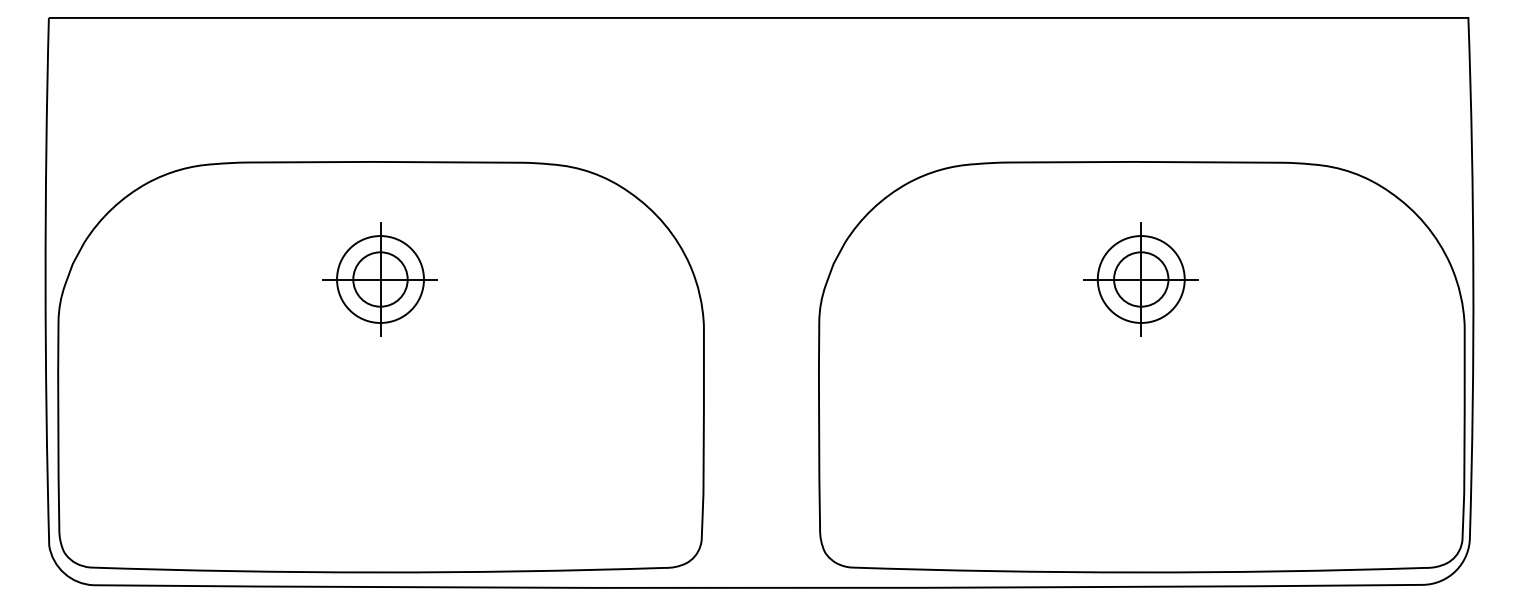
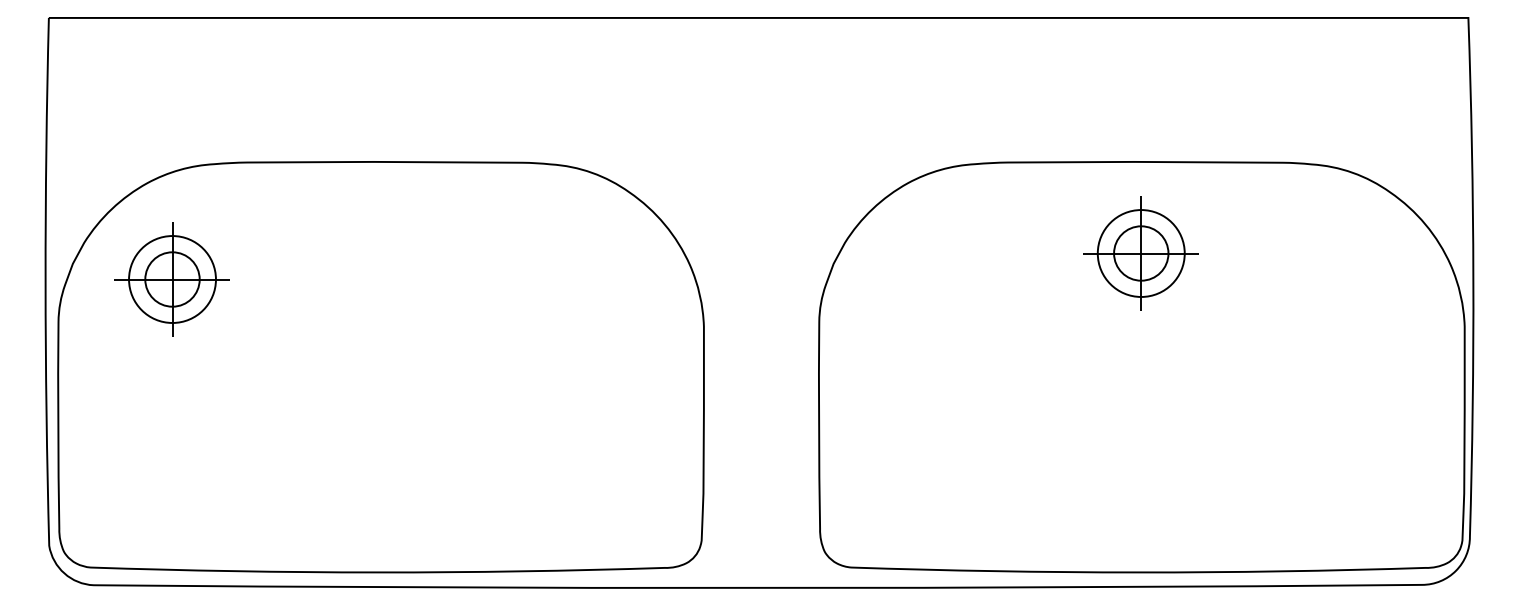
part position: (379, 279) -> (171, 279) (171, 279)
part position: (1140, 279) -> (1140, 253) (1140, 253)
